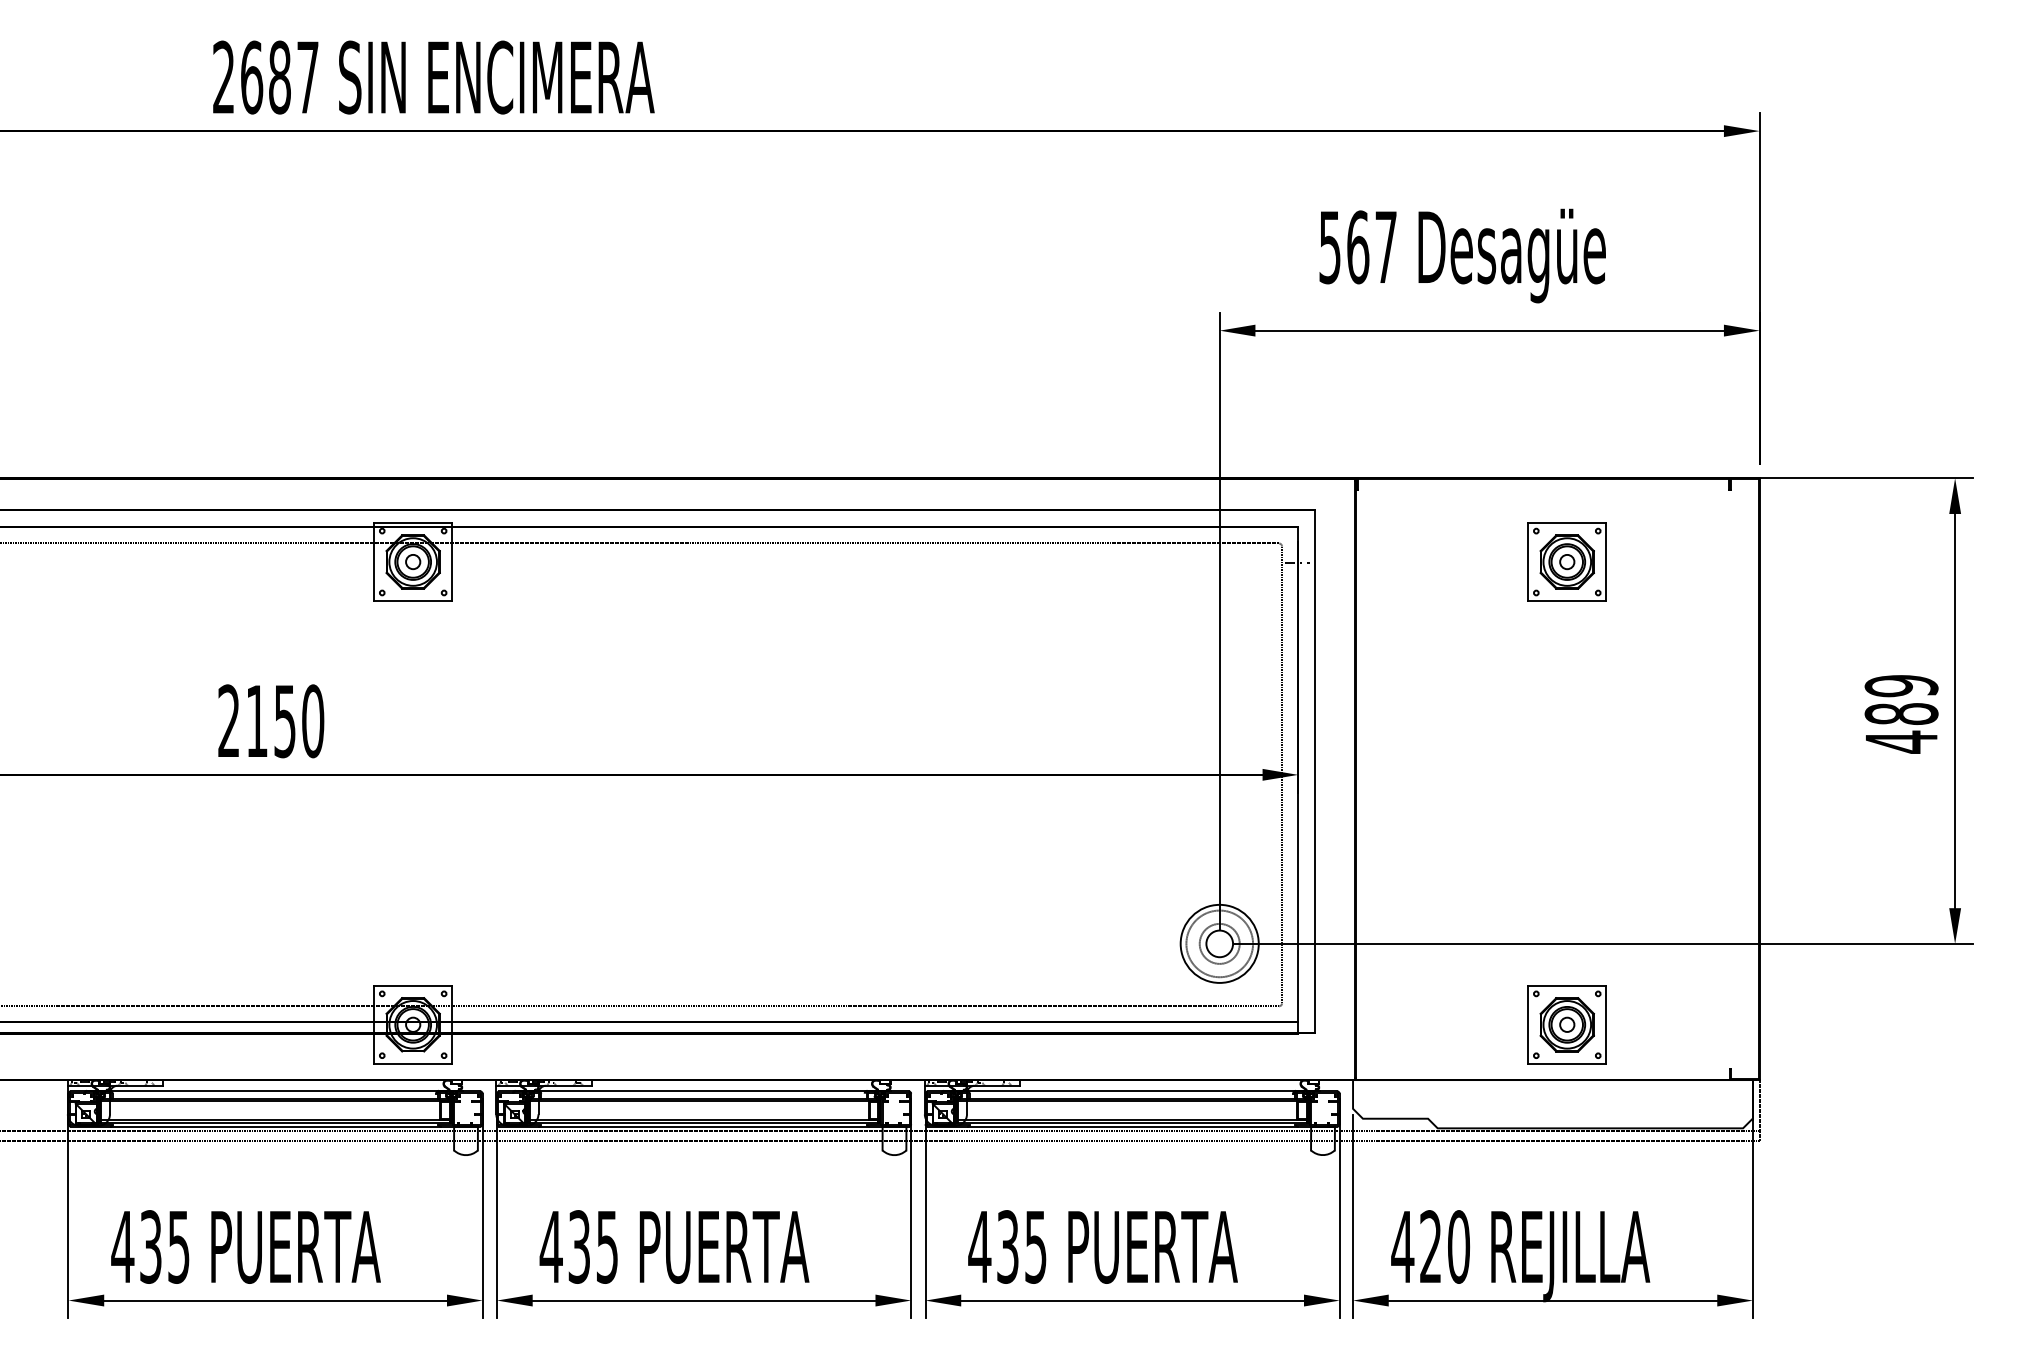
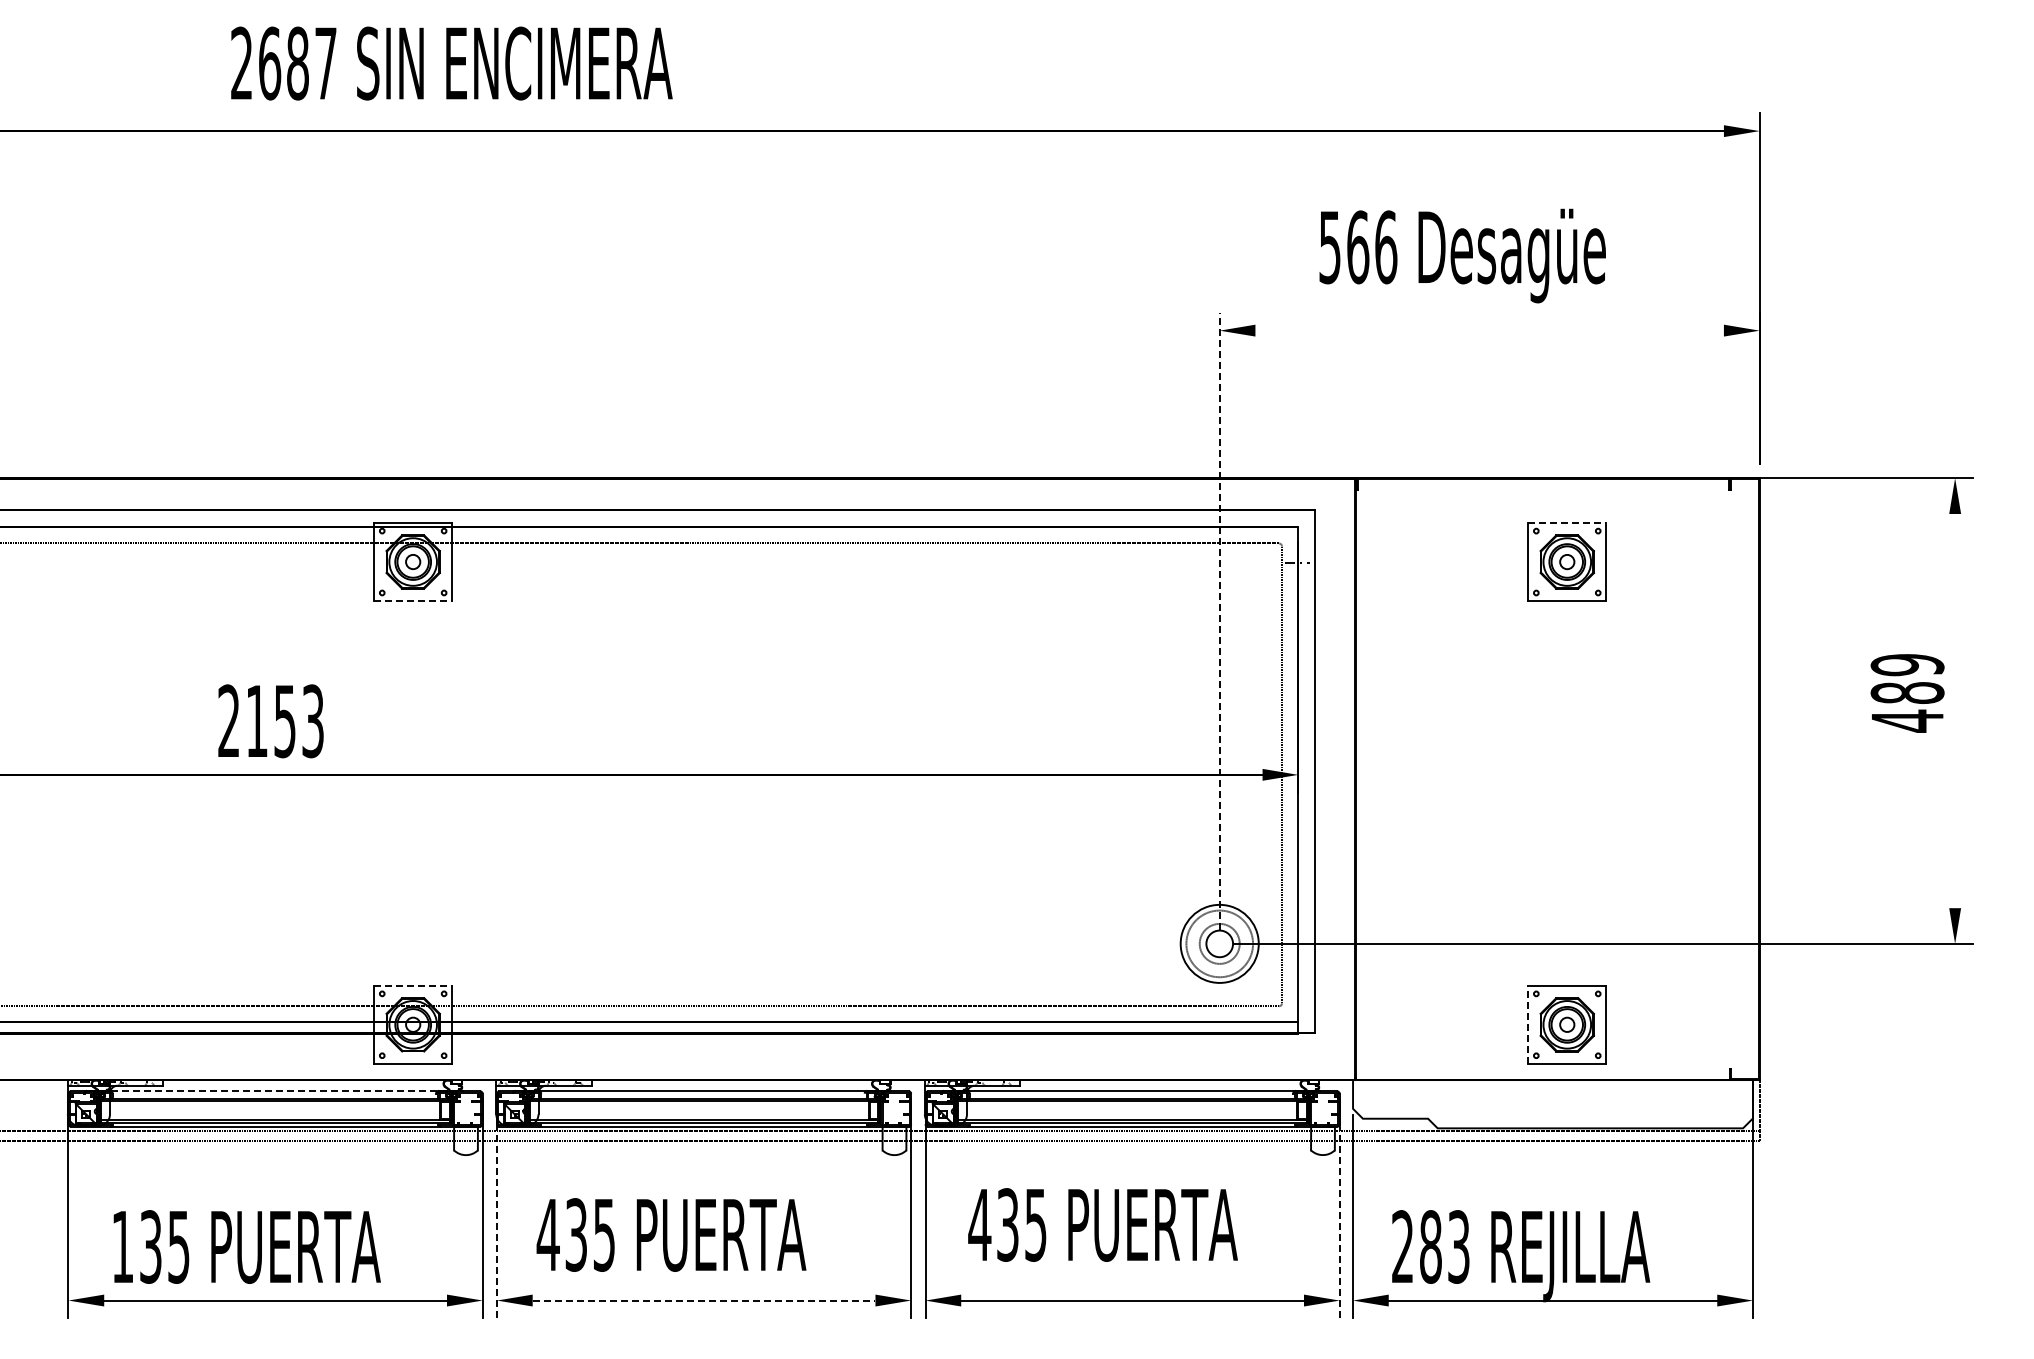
text position: (433, 77) -> (451, 63) (451, 63)
text: 567 -> 566 (1386, 247)
line: present -> none (1489, 330)
line: solid -> dashed (1567, 523)
line: solid -> dashed (413, 601)
line: solid -> dashed (1219, 620)
line: present -> none (1955, 710)
text position: (1901, 714) -> (1907, 693) (1907, 693)
text: 2150 -> 2153 (313, 721)
line: solid -> dashed (413, 985)
line: solid -> dashed (1528, 1024)
line: solid -> dashed (276, 1091)
line: solid -> dashed (496, 1221)
line: solid -> dashed (1339, 1221)
text: 435 -> 135 (122, 1246)
text position: (674, 1246) -> (671, 1234) (671, 1234)
text position: (1102, 1246) -> (1102, 1224) (1102, 1224)
text: 420 -> 283 (1430, 1246)
line: solid -> dashed (704, 1300)
